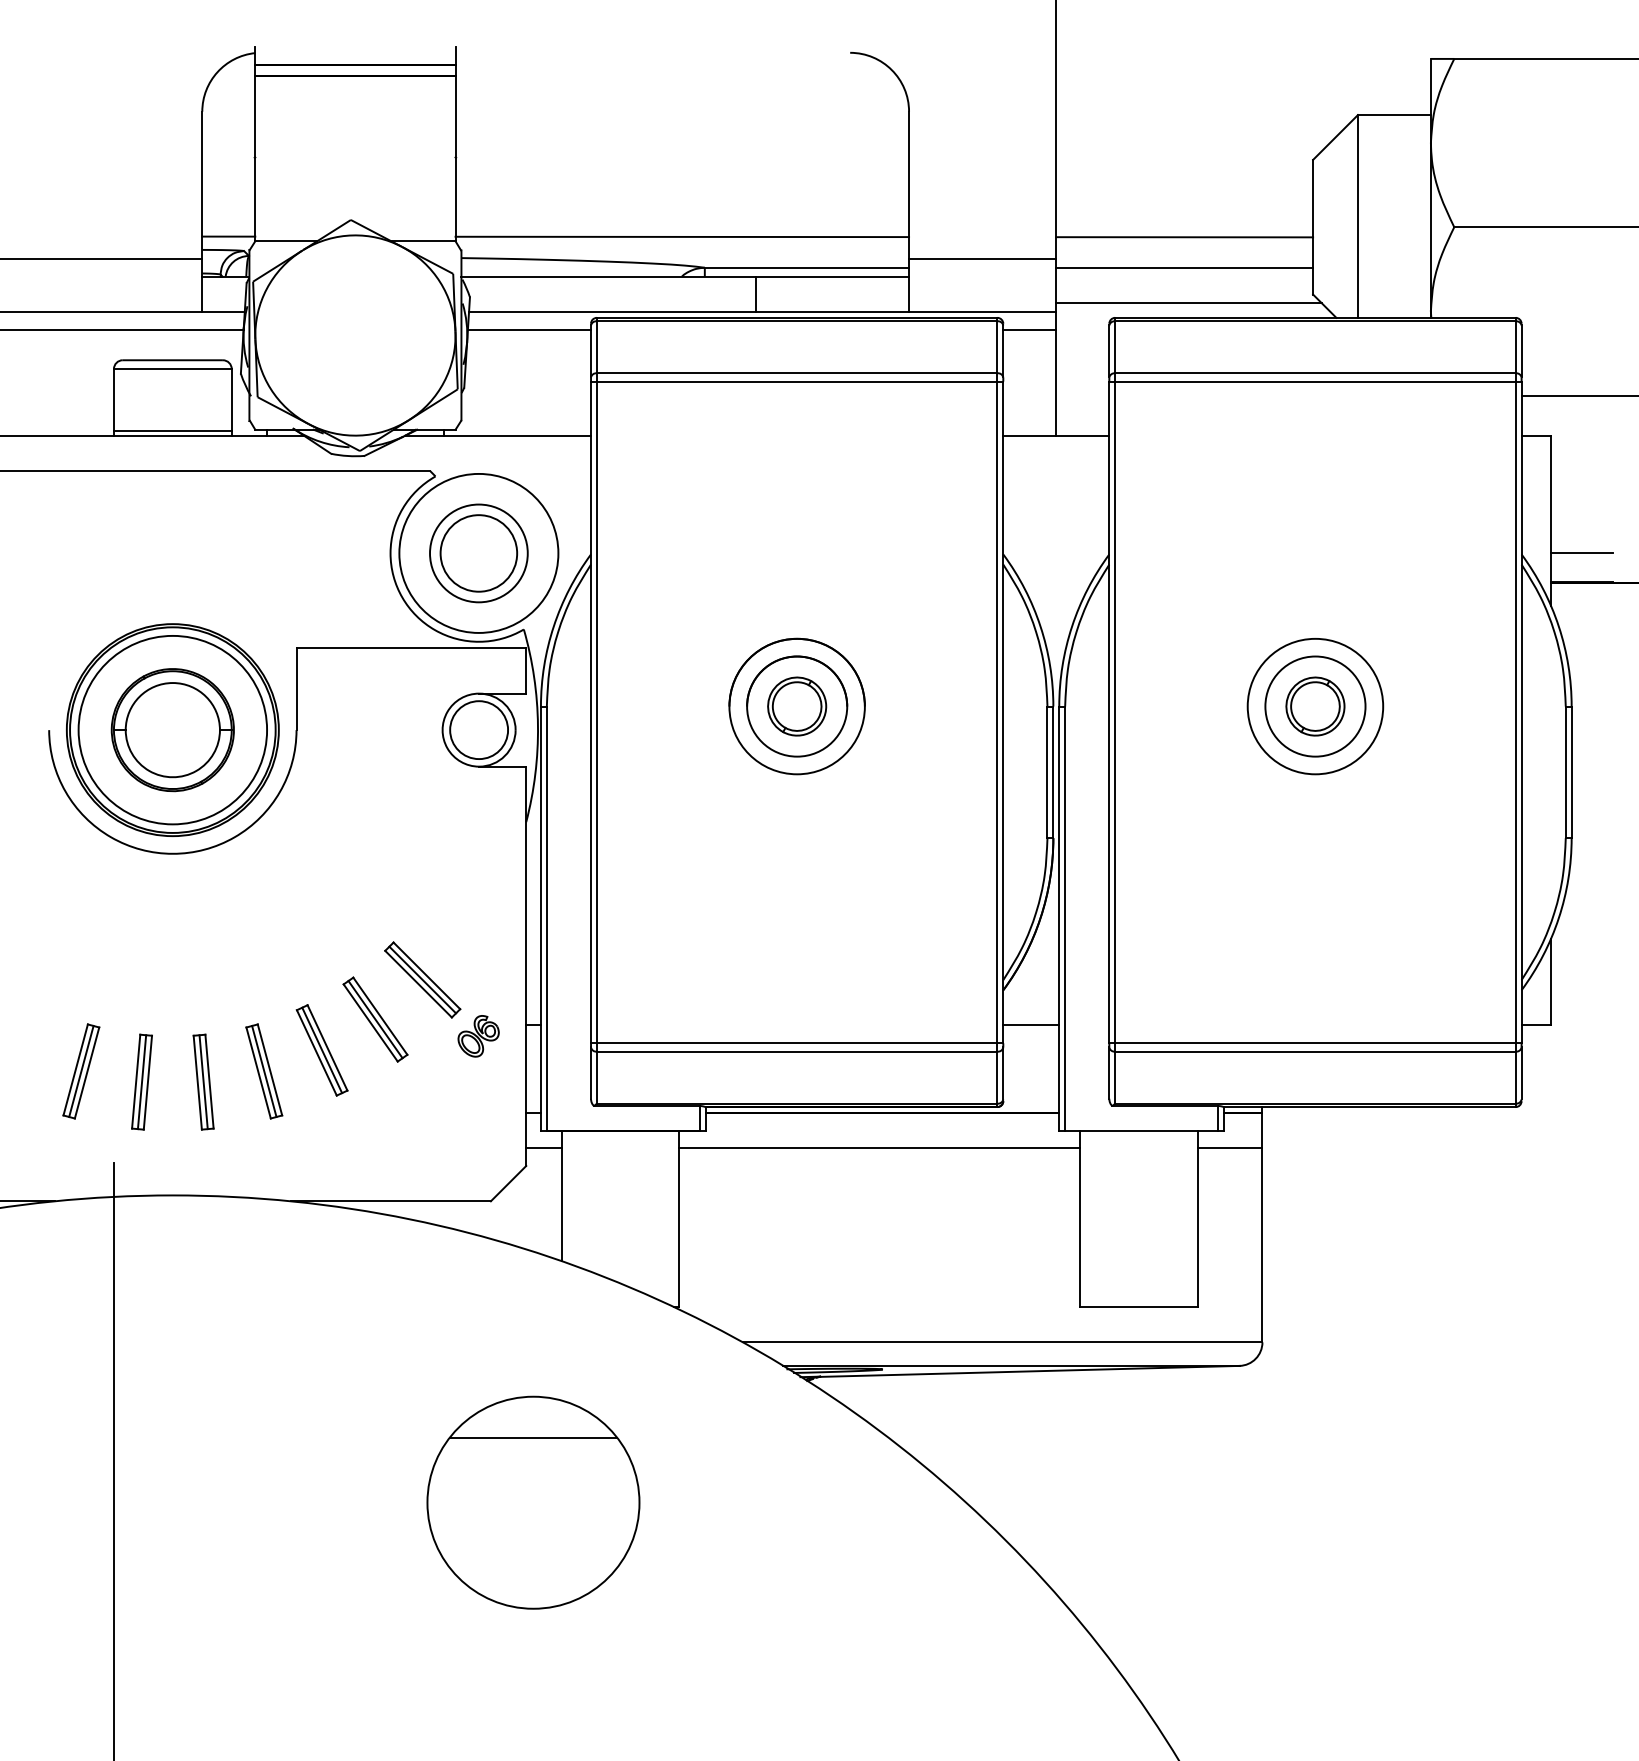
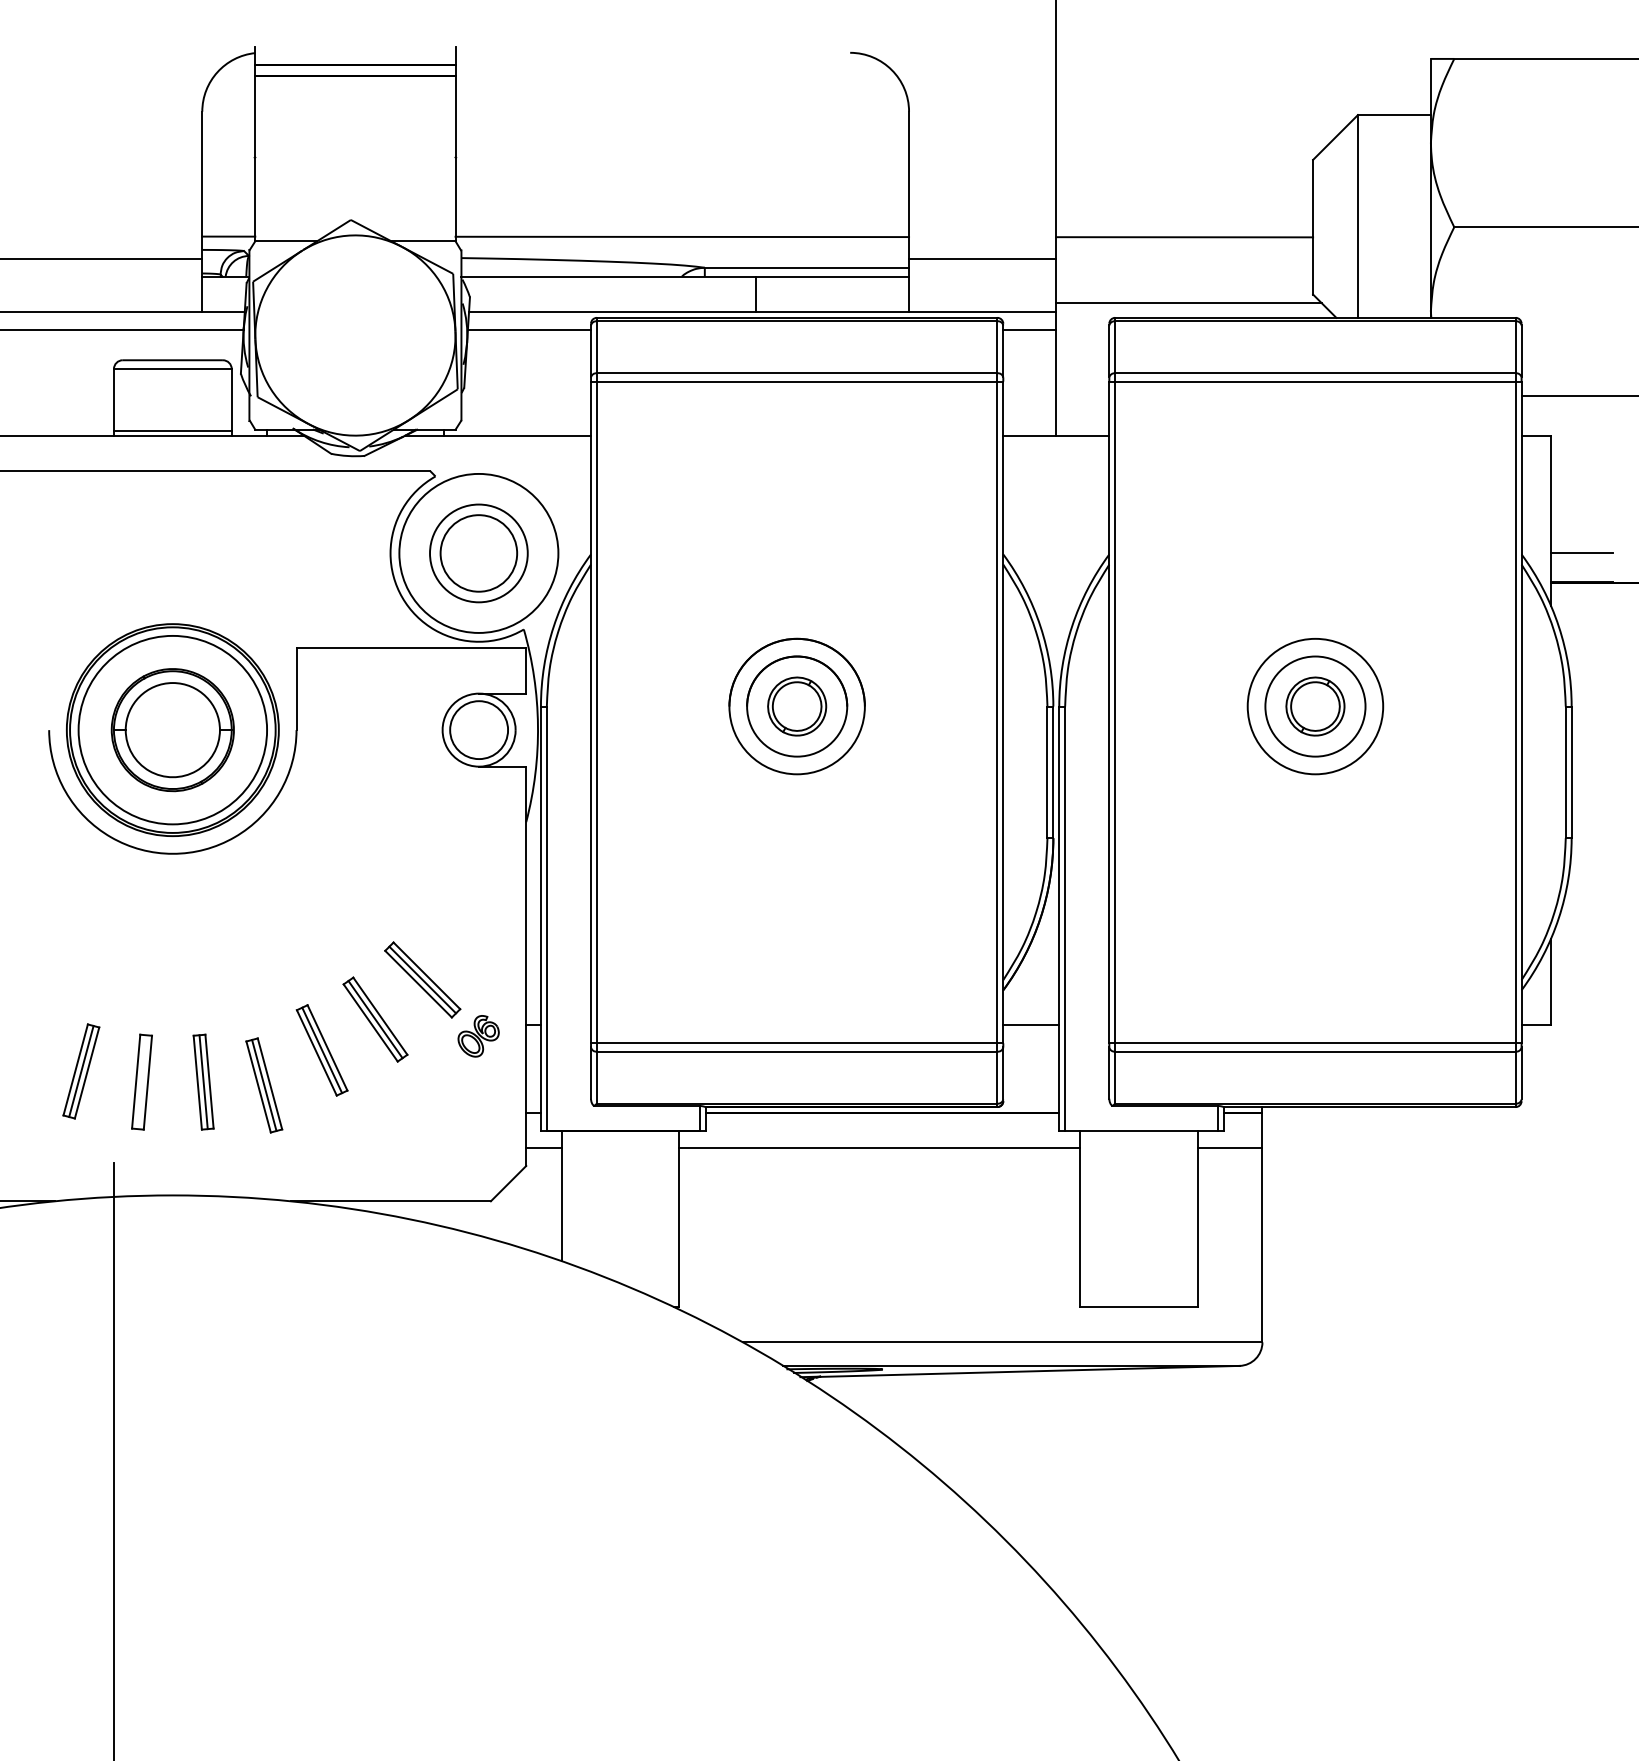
line: present -> none (1184, 267)
part position: (264, 1071) -> (264, 1085) (264, 1085)
line: present -> none (141, 1082)
part: present -> none (533, 1502)
